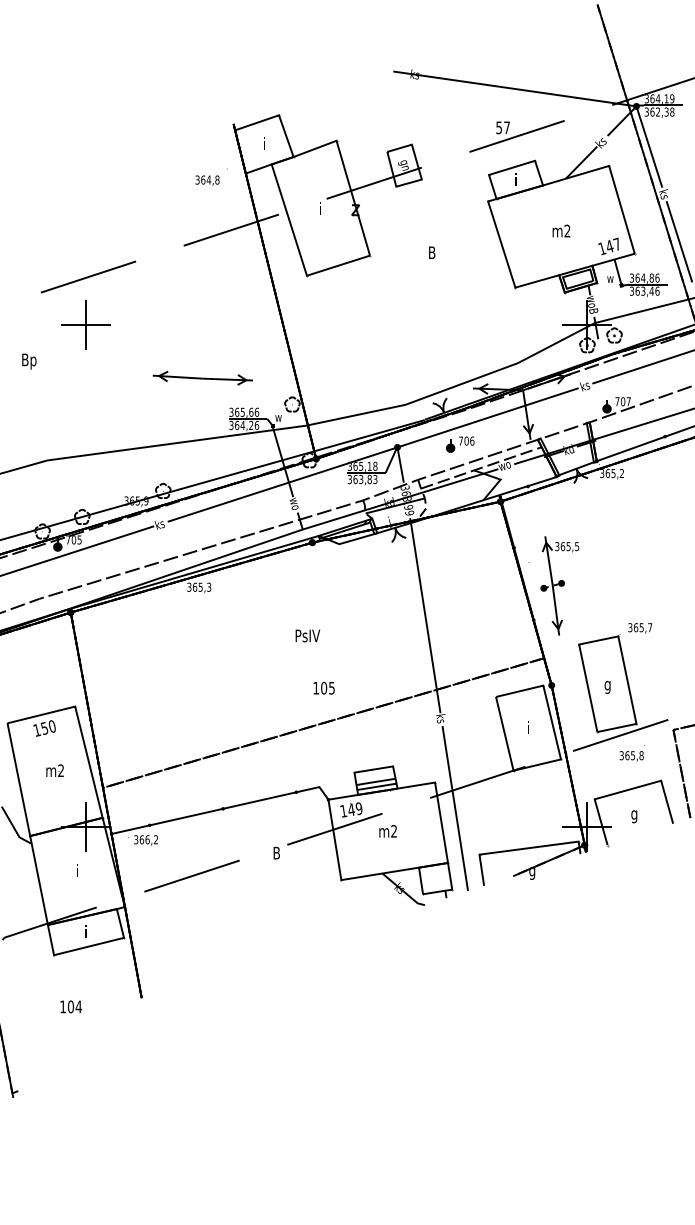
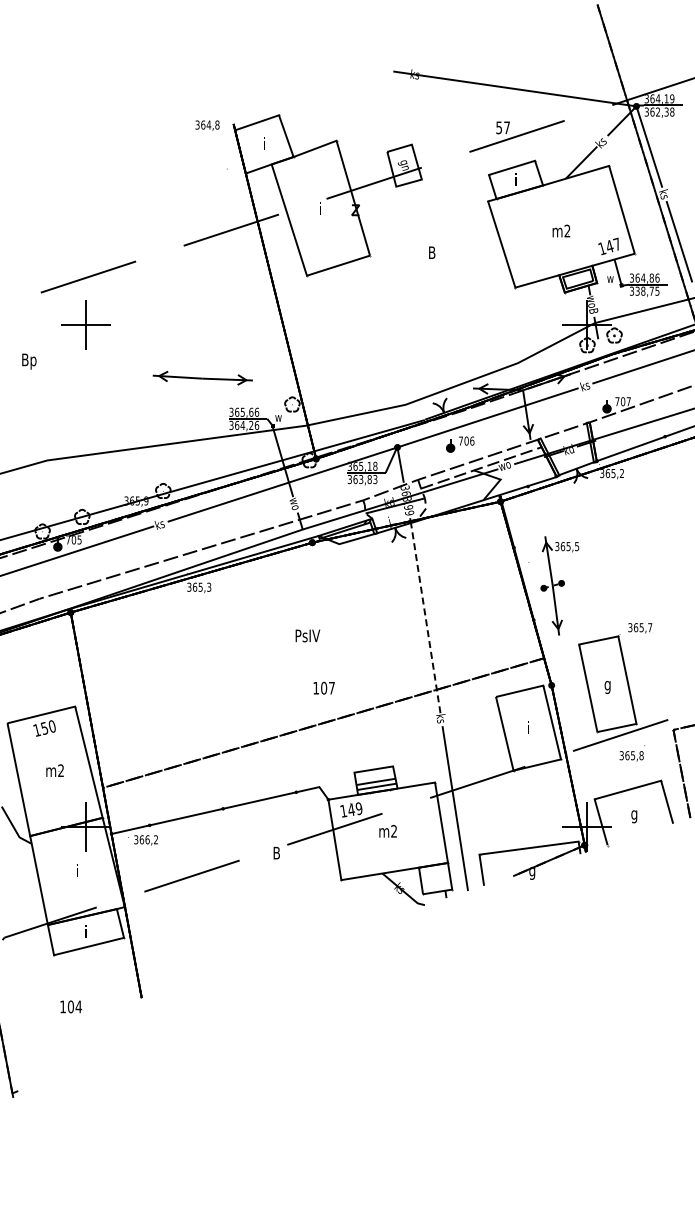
text position: (207, 180) -> (207, 125) (207, 125)
text: 363,46 -> 338,75 (647, 290)
line: solid -> dashed (425, 617)
text: 105 -> 107 (331, 688)
